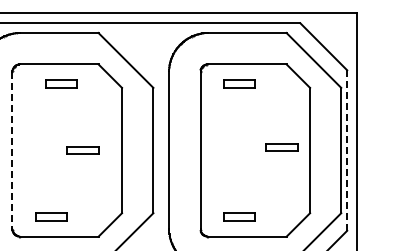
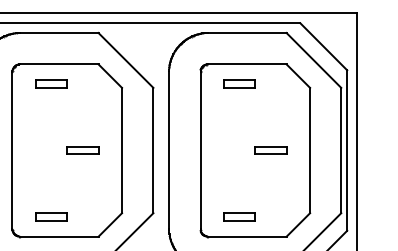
part position: (61, 83) -> (51, 83) (51, 83)
part position: (281, 147) -> (270, 150) (270, 150)
line: dashed -> solid (347, 150)
line: dashed -> solid (12, 151)
